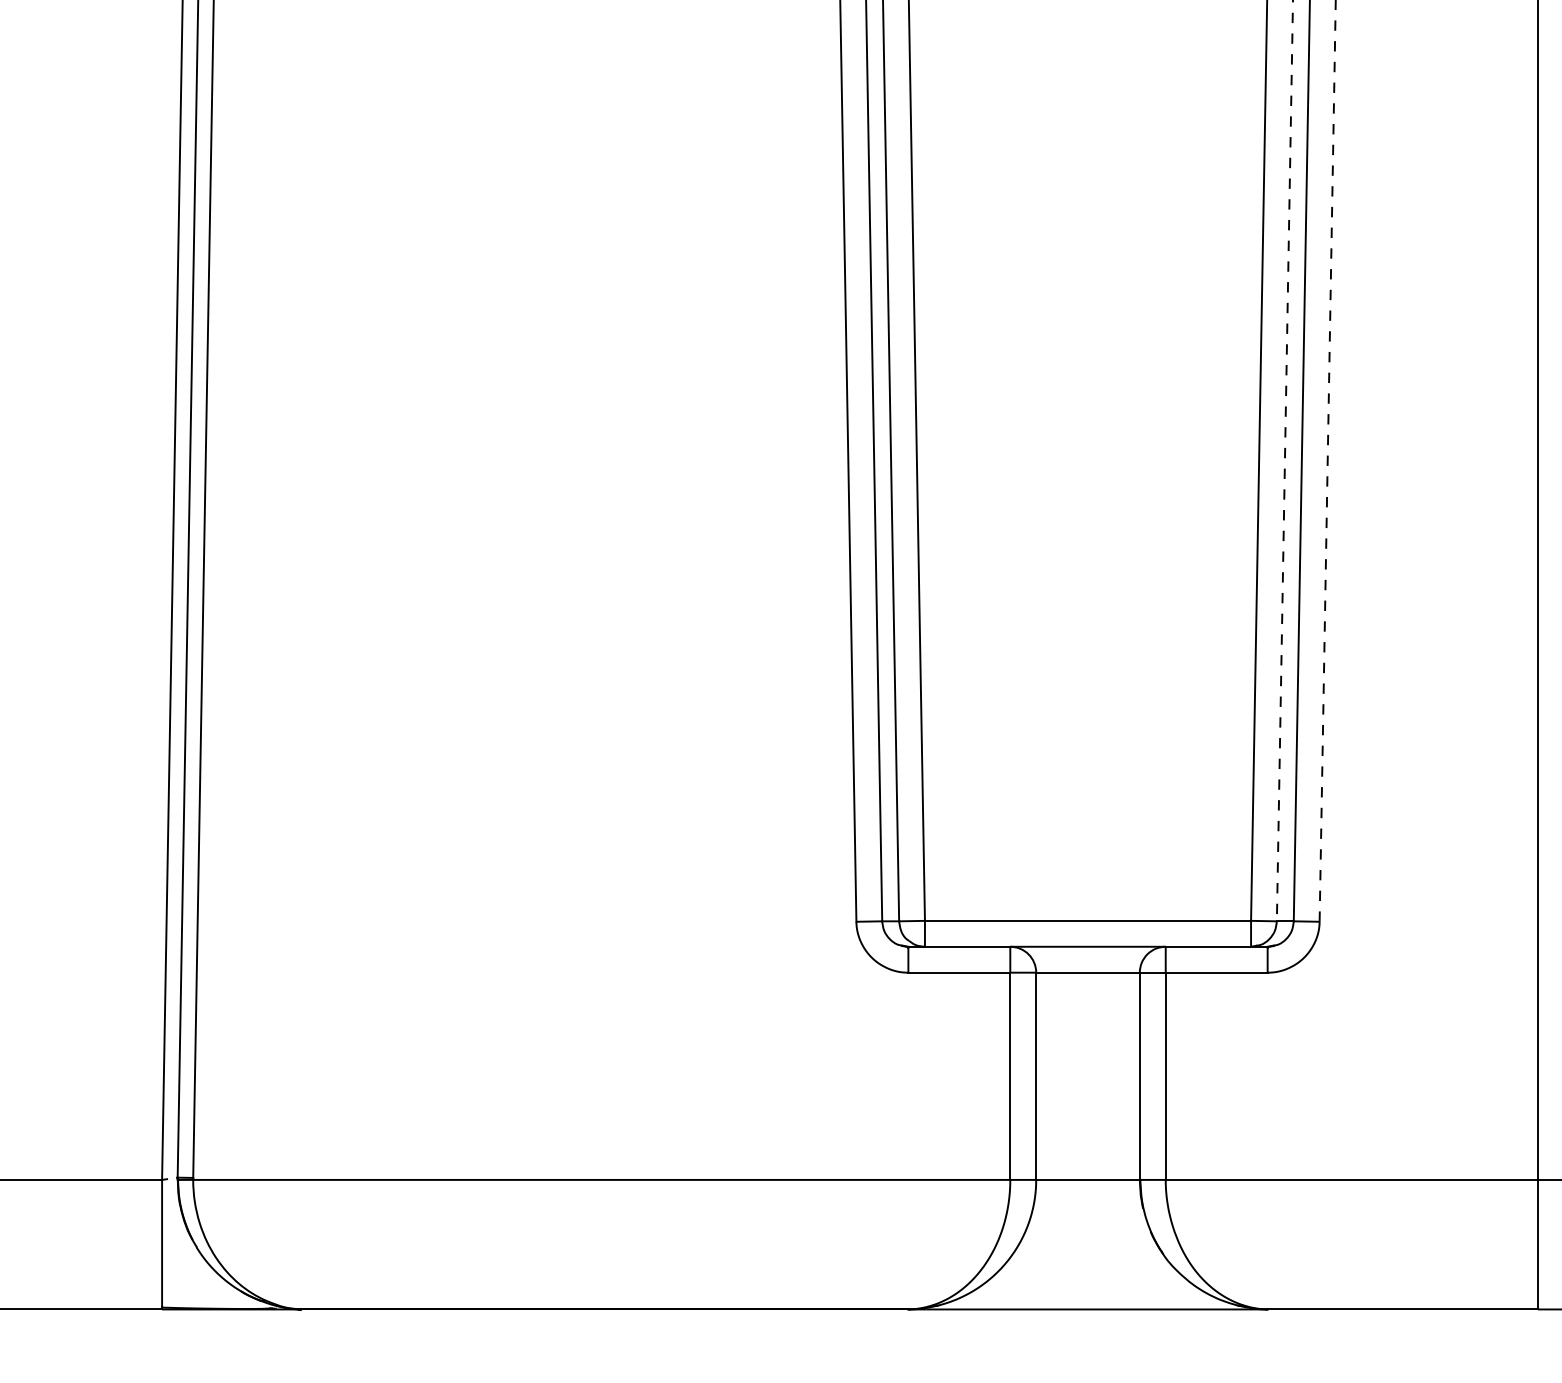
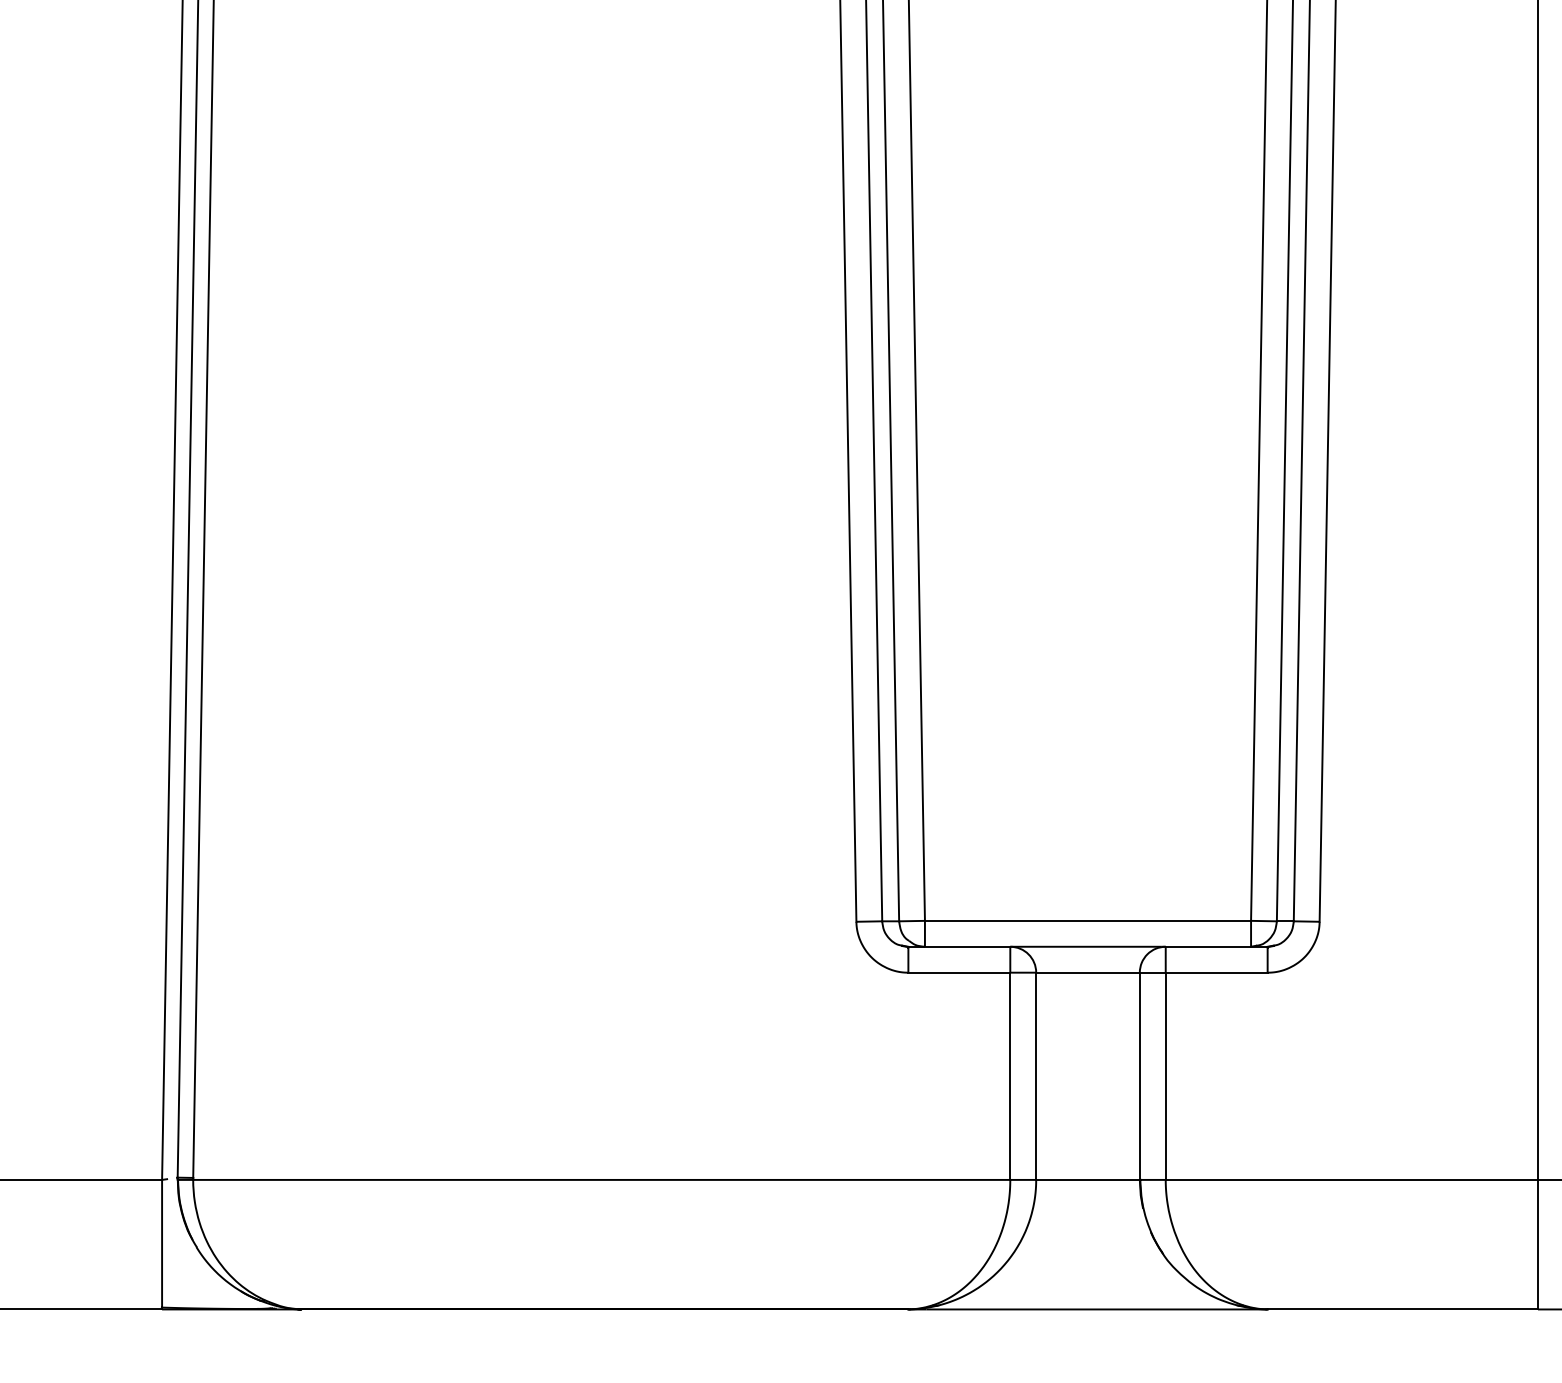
line: dashed -> solid (1327, 460)
line: dashed -> solid (1284, 461)
